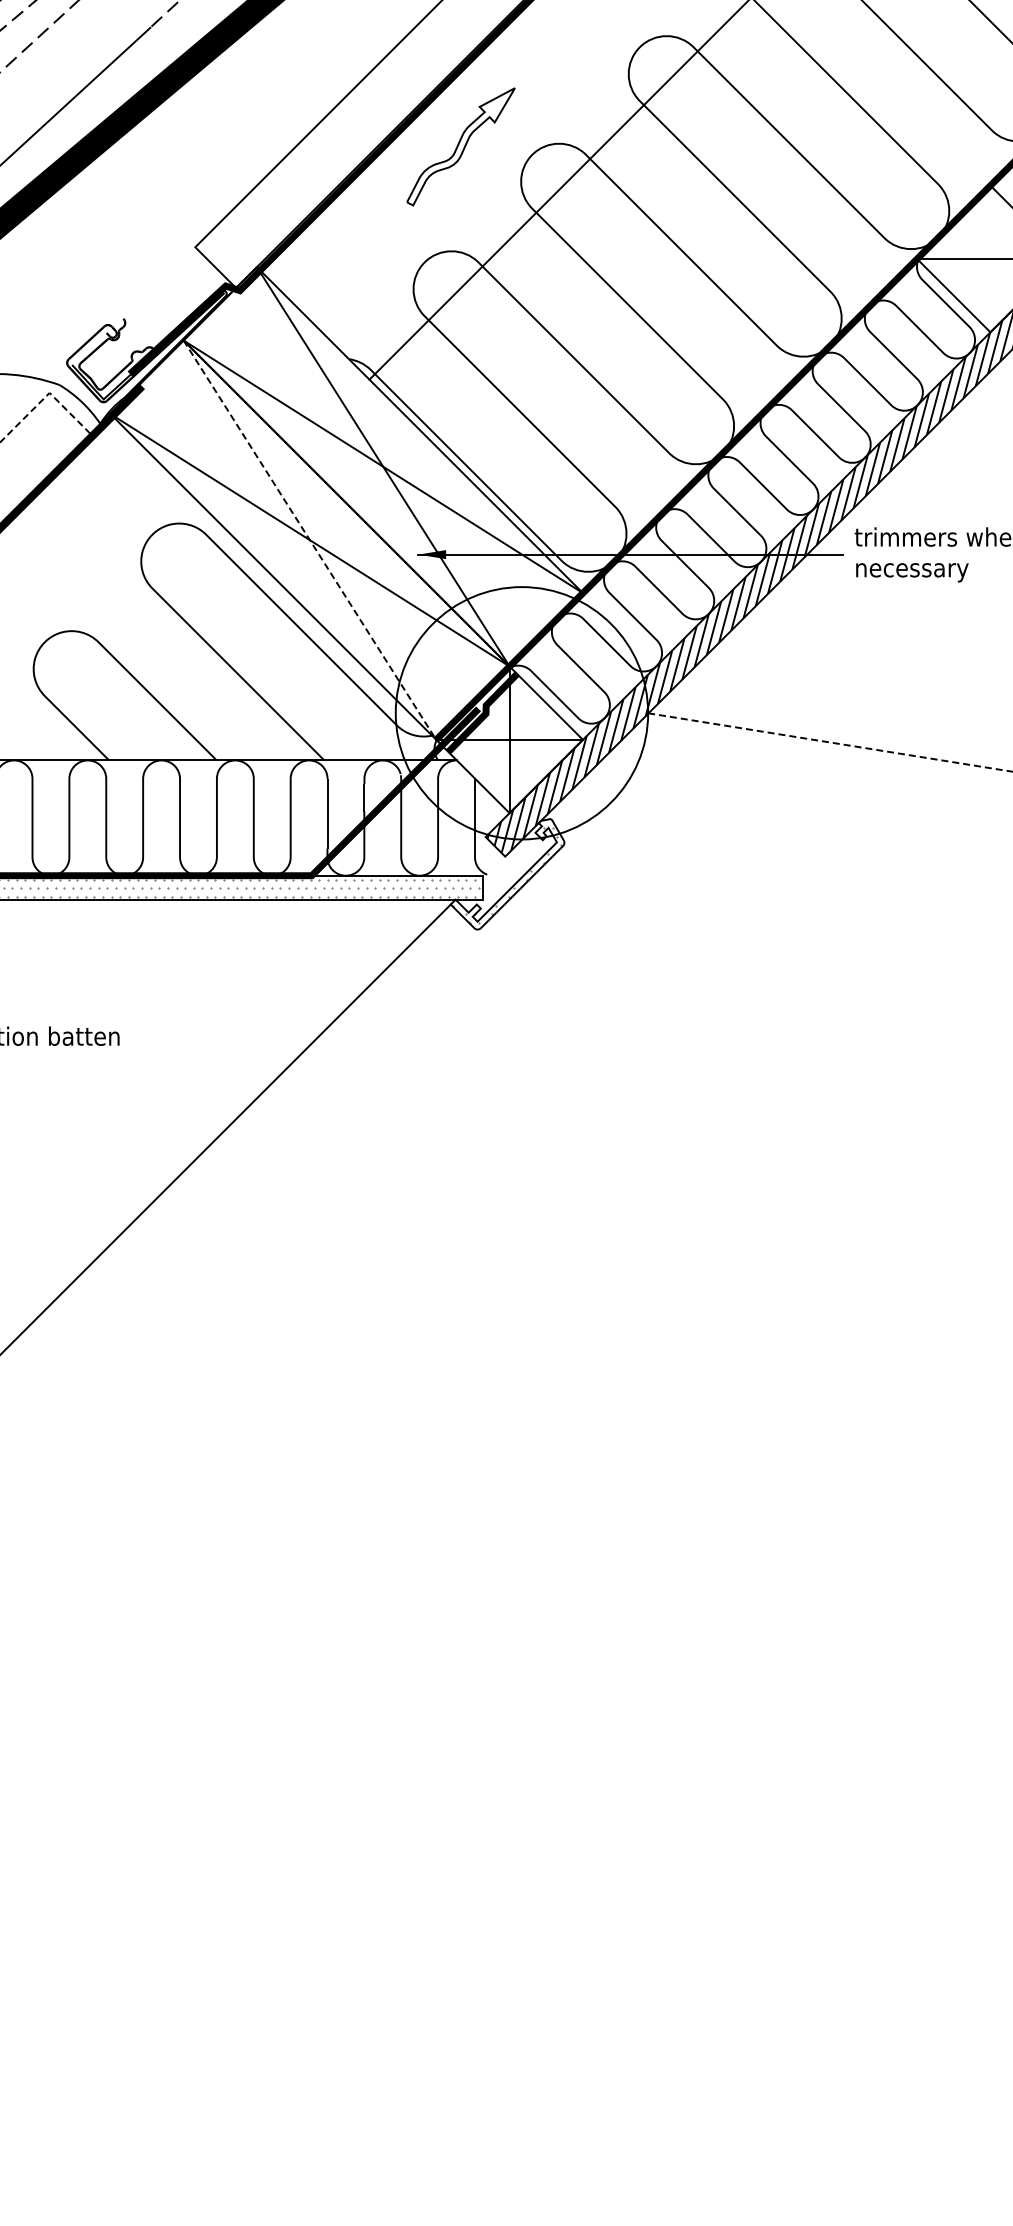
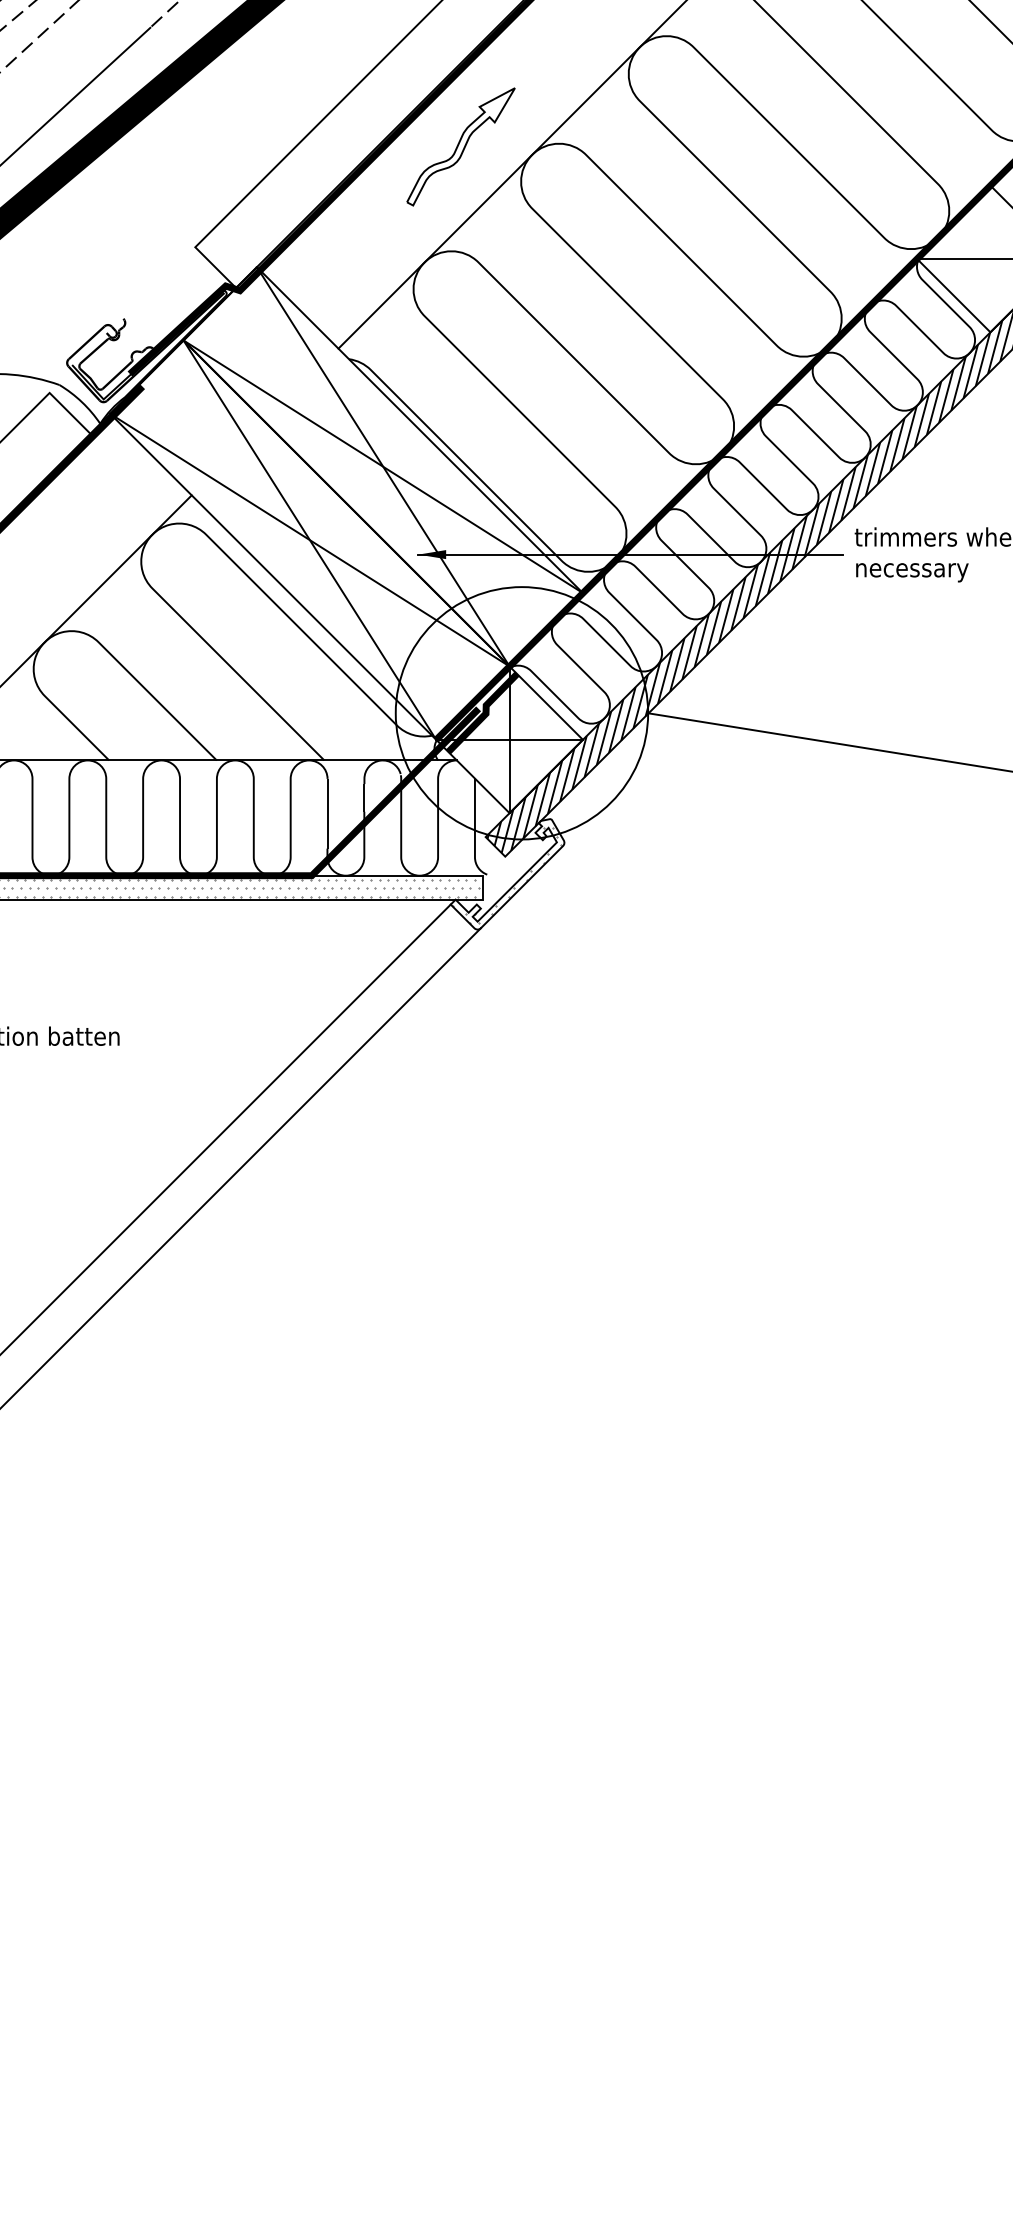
line position: (557, 190) -> (511, 175) (511, 175)
line: dashed -> solid (45, 397)
line: dashed -> solid (310, 540)
line: none -> present (96, 589)
line: dashed -> solid (830, 742)
line: none -> present (241, 1167)
